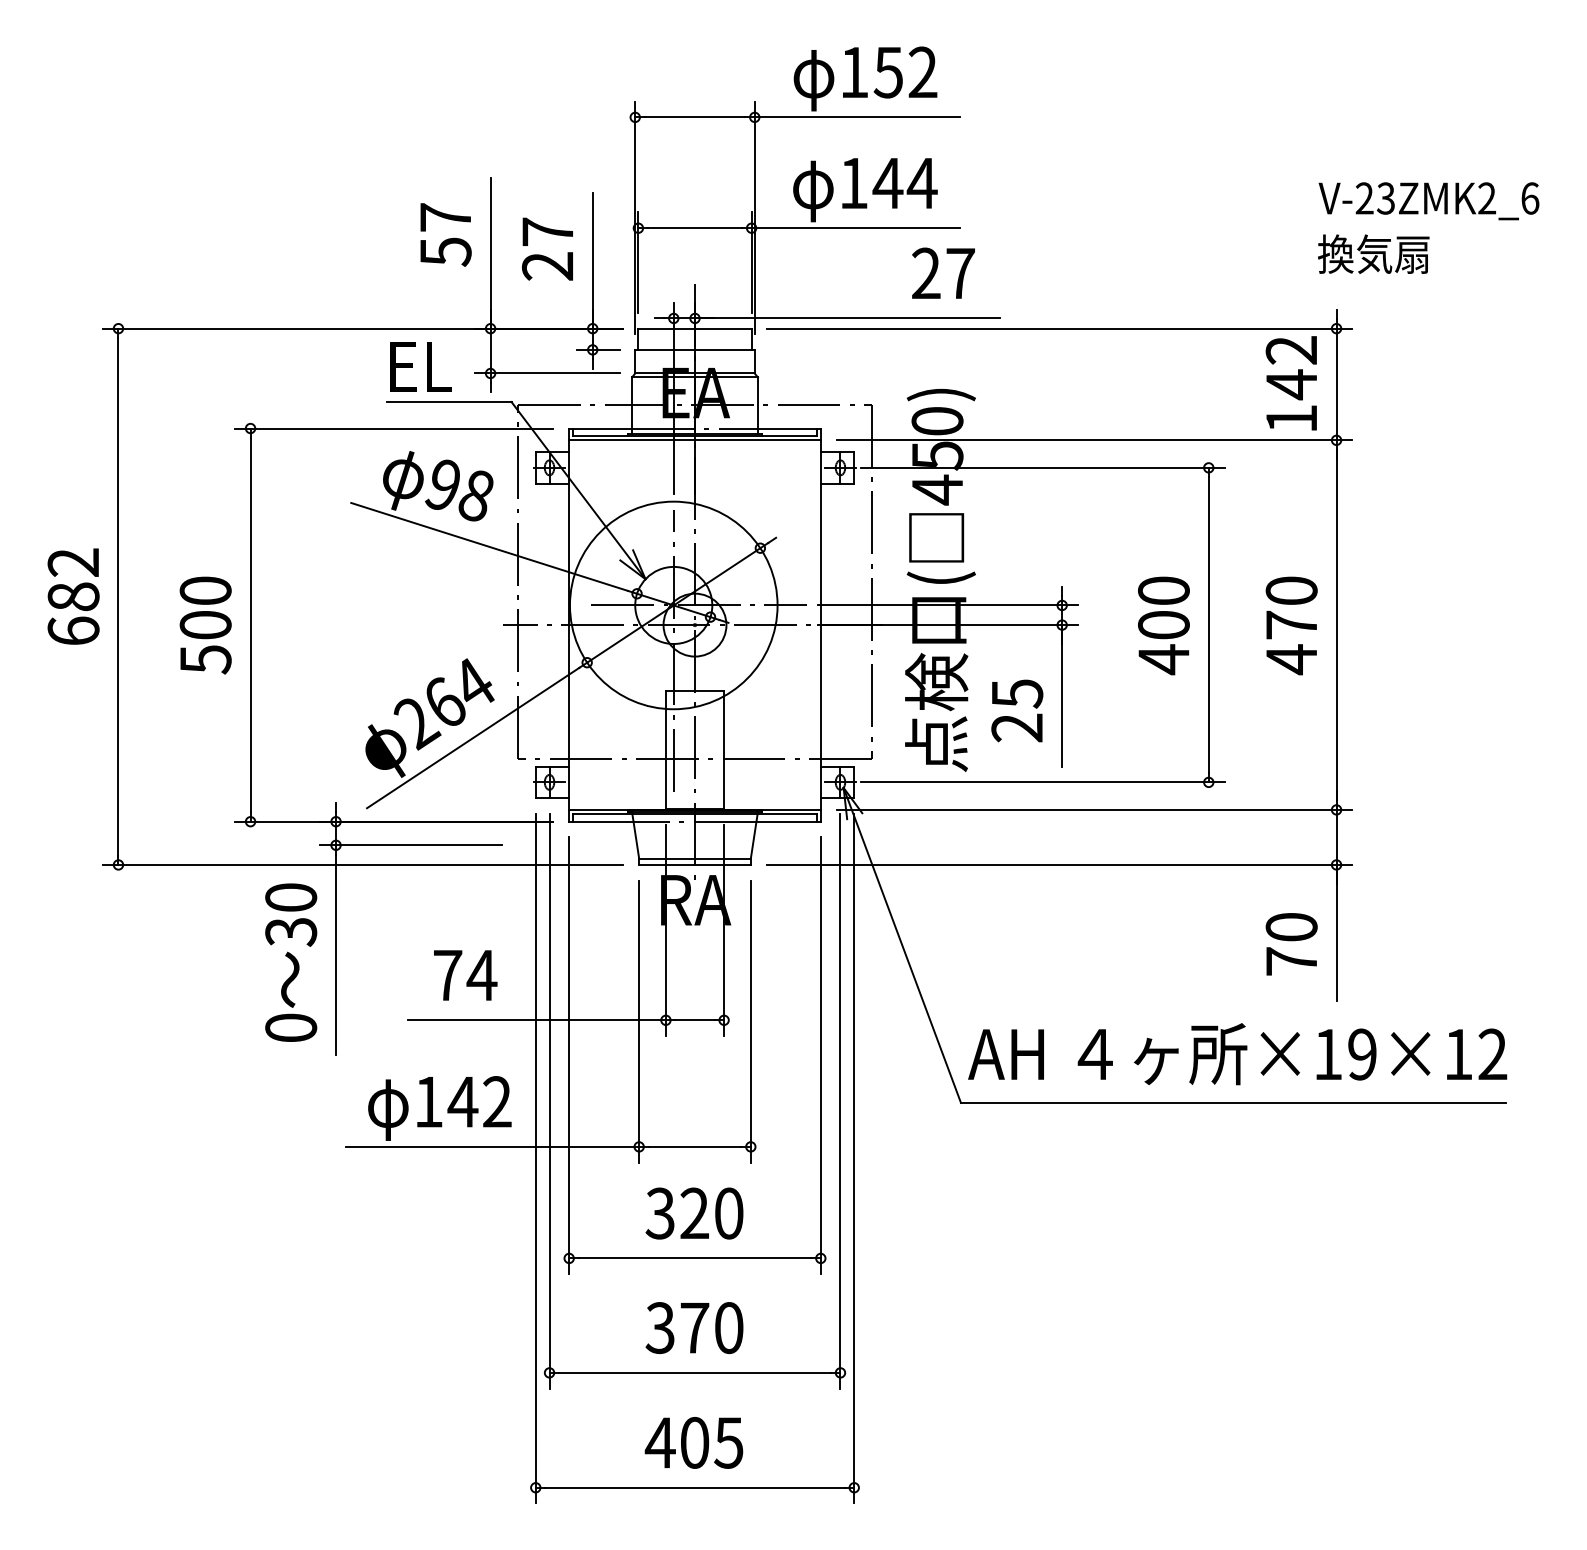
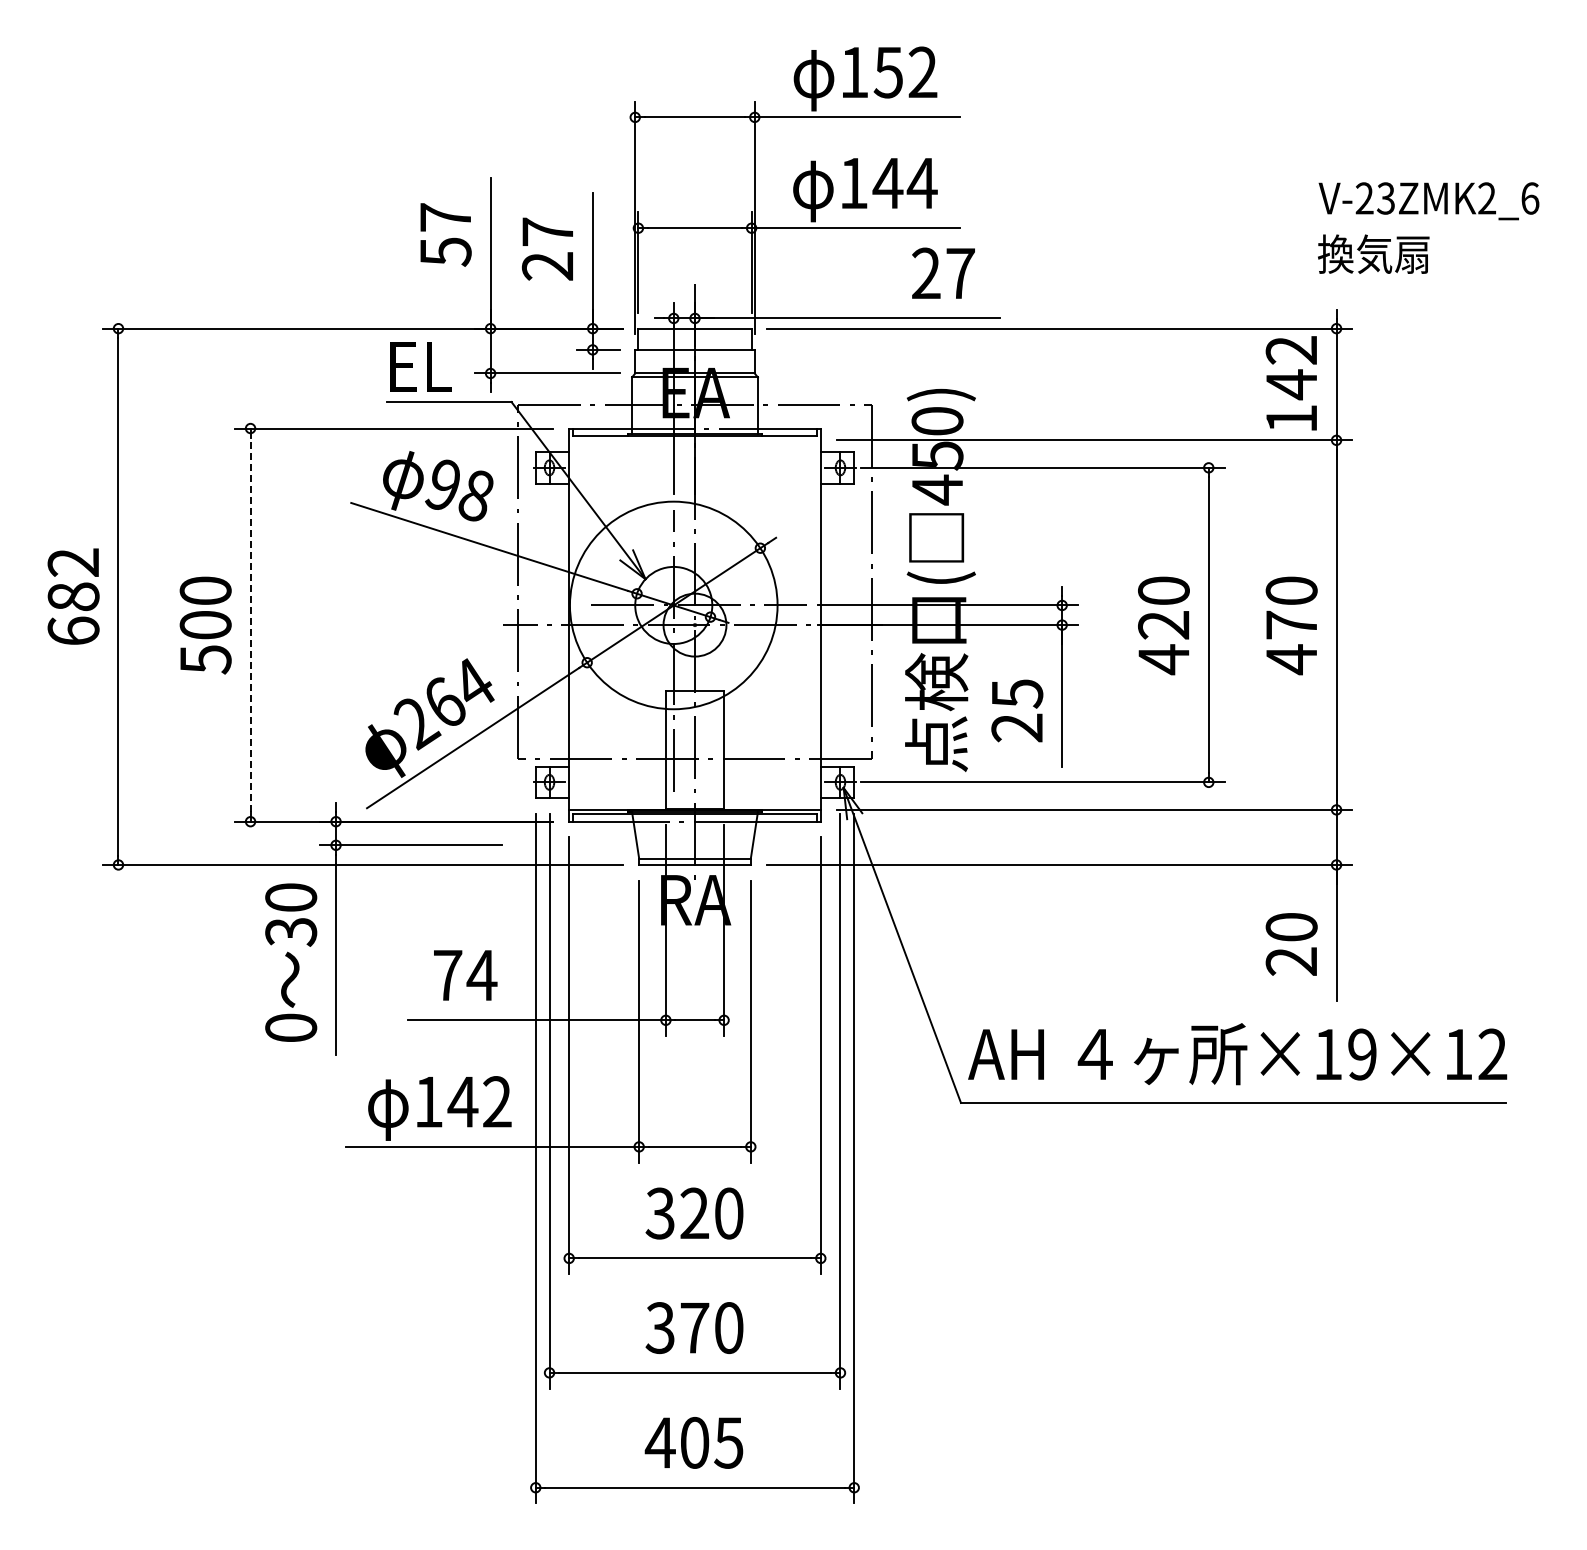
line: present -> none (694, 440)
line: solid -> dashed (250, 624)
text: 400 -> 420 (1163, 625)
text: 70 -> 20 (1290, 961)
